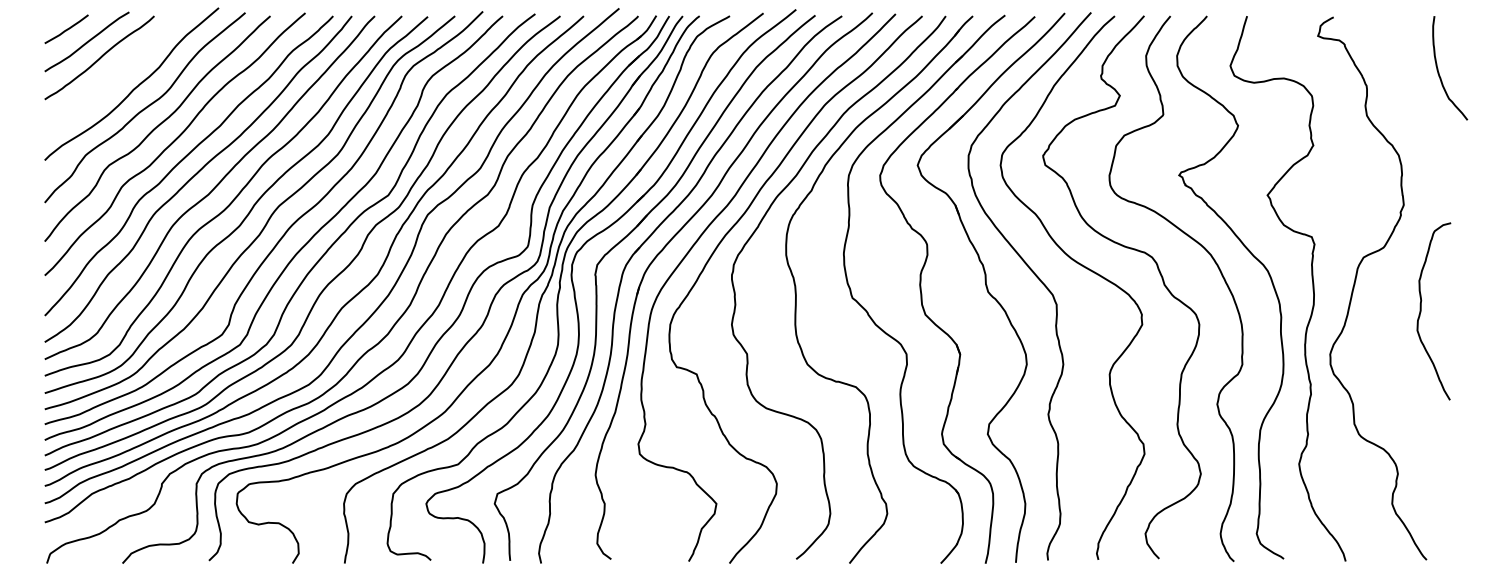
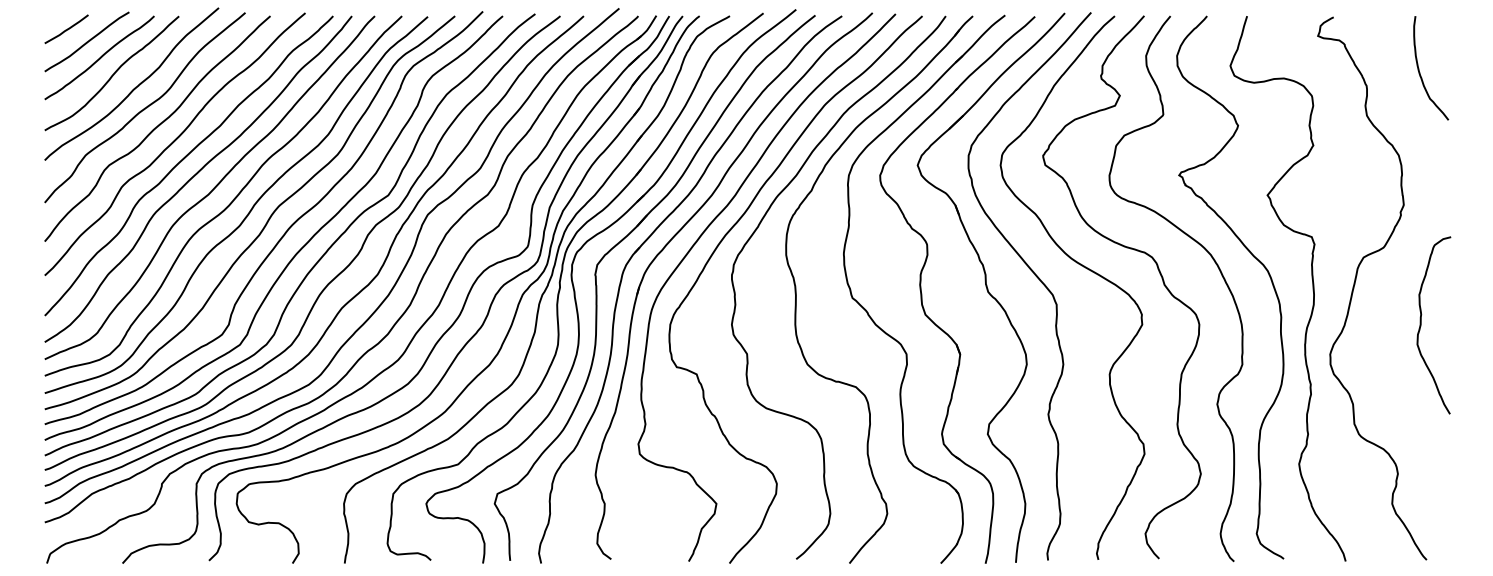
curve position: (1439, 72) -> (1420, 72) (1420, 72)
curve: none -> present (112, 74)
curve position: (1421, 311) -> (1421, 325) (1421, 325)
